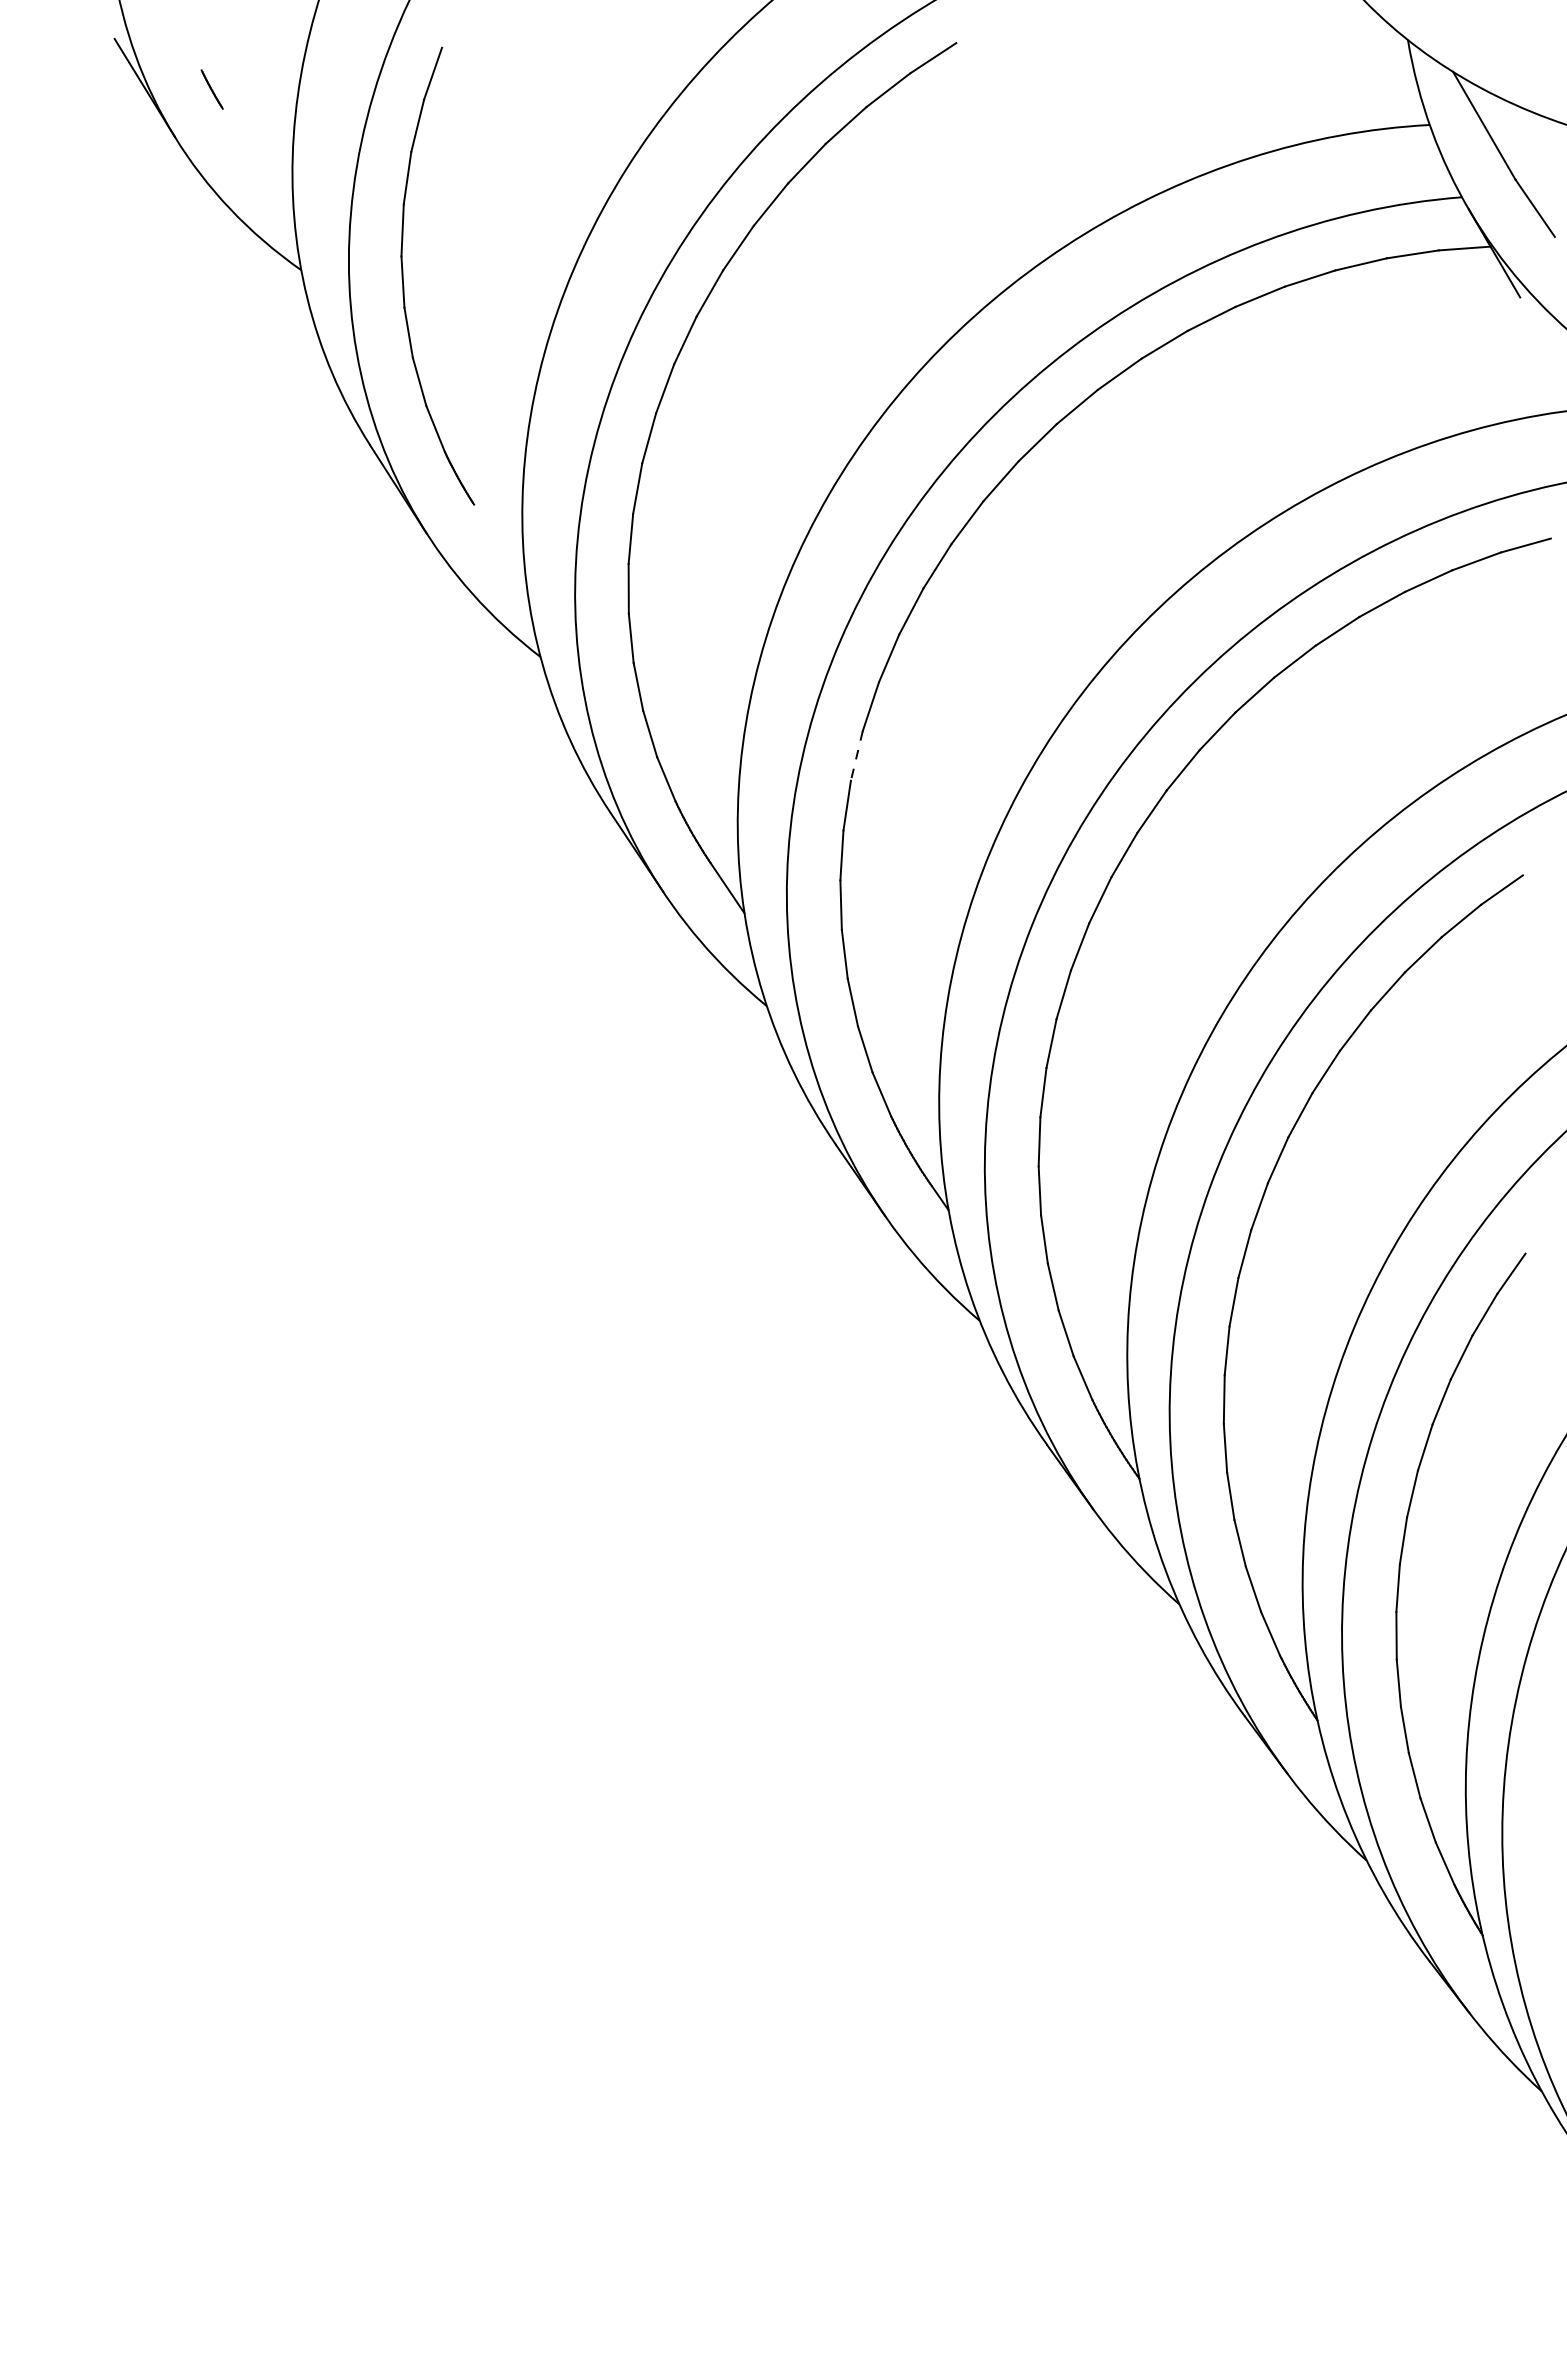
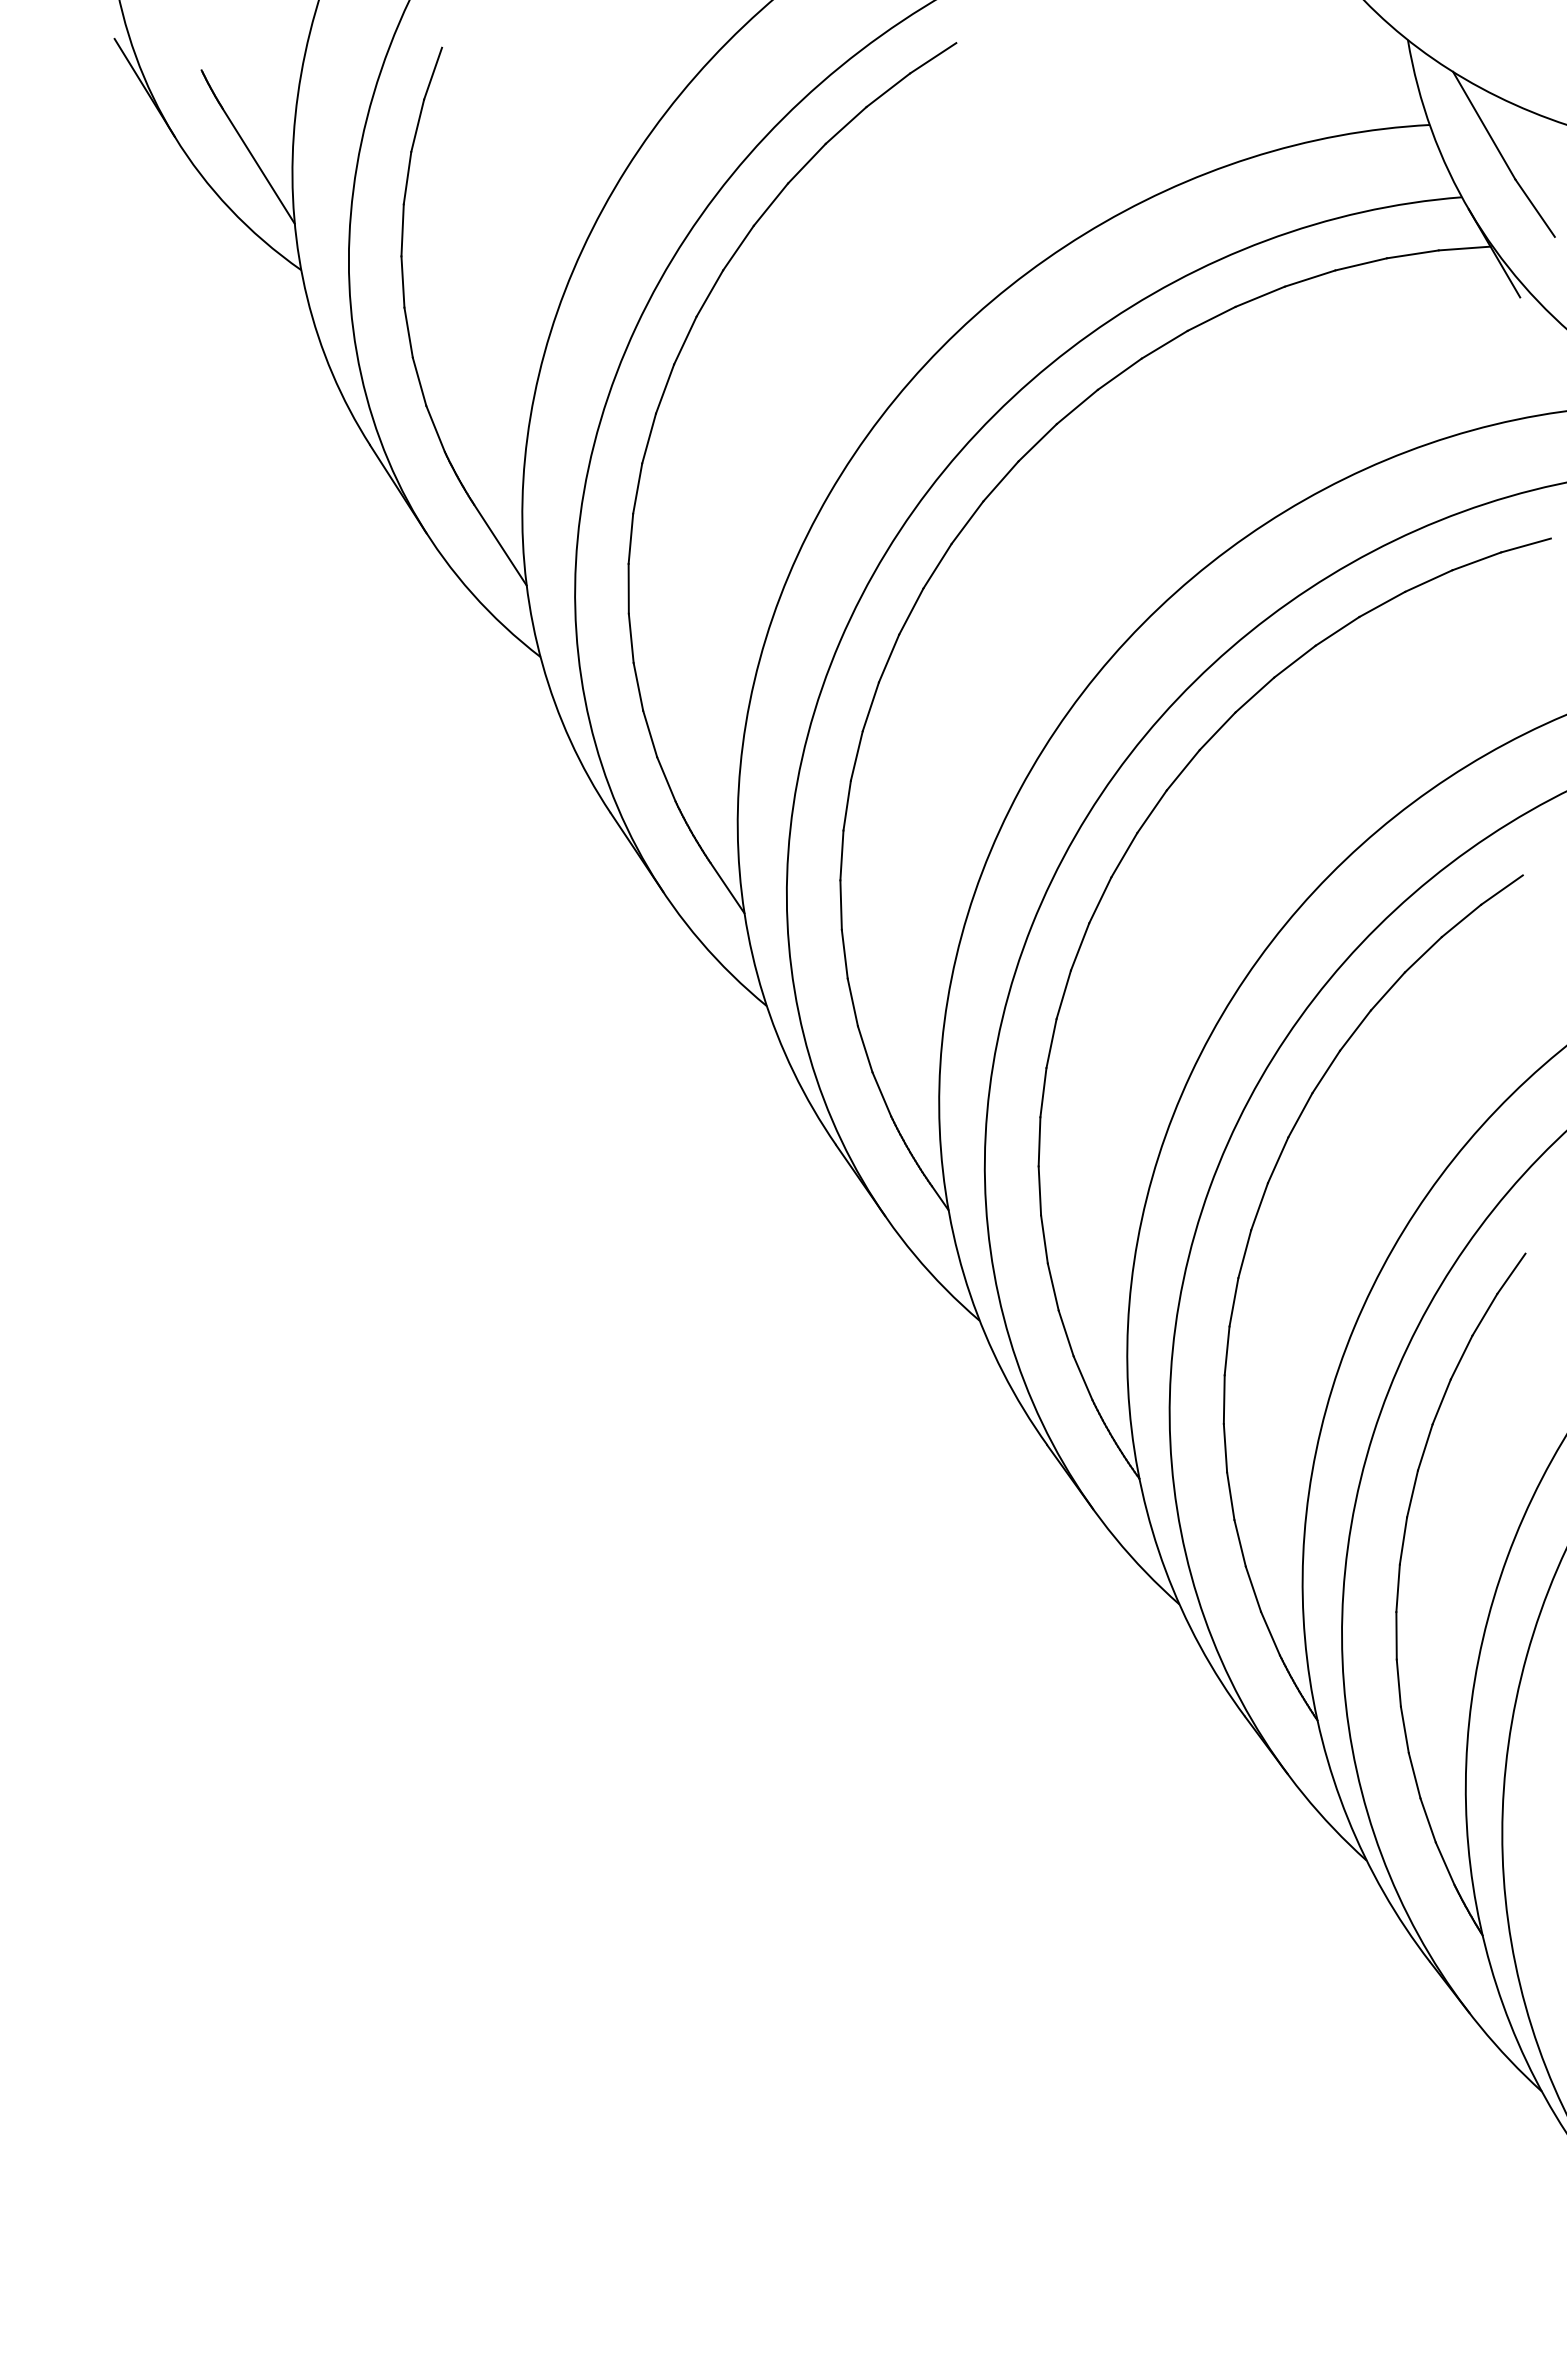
line: none -> present (258, 165)
line: none -> present (500, 544)
line: dashed -> solid (856, 756)
